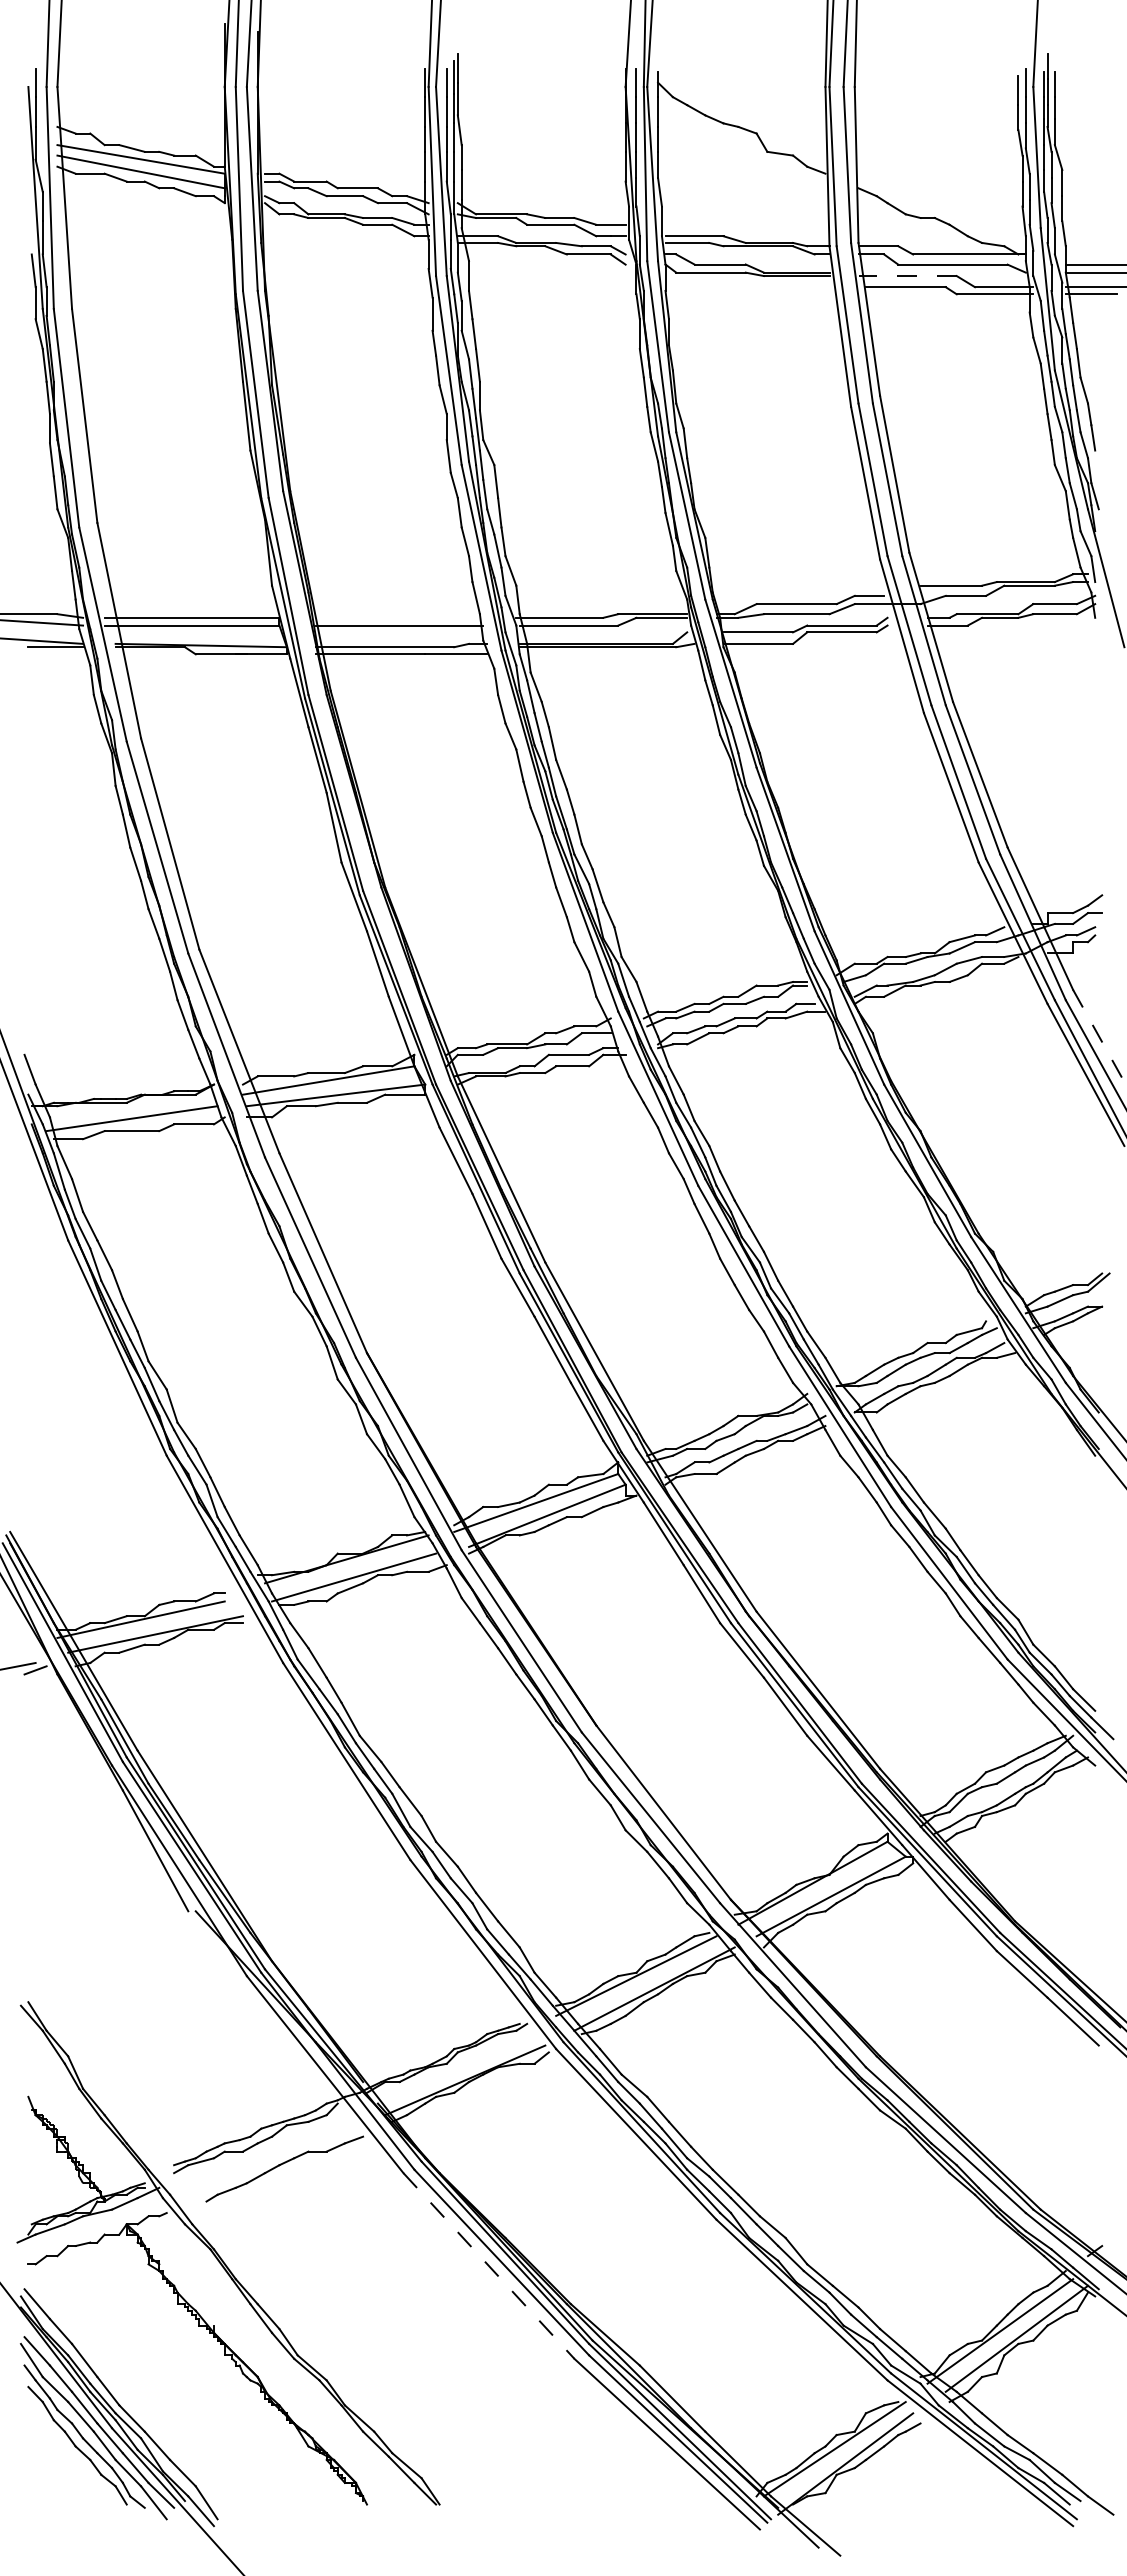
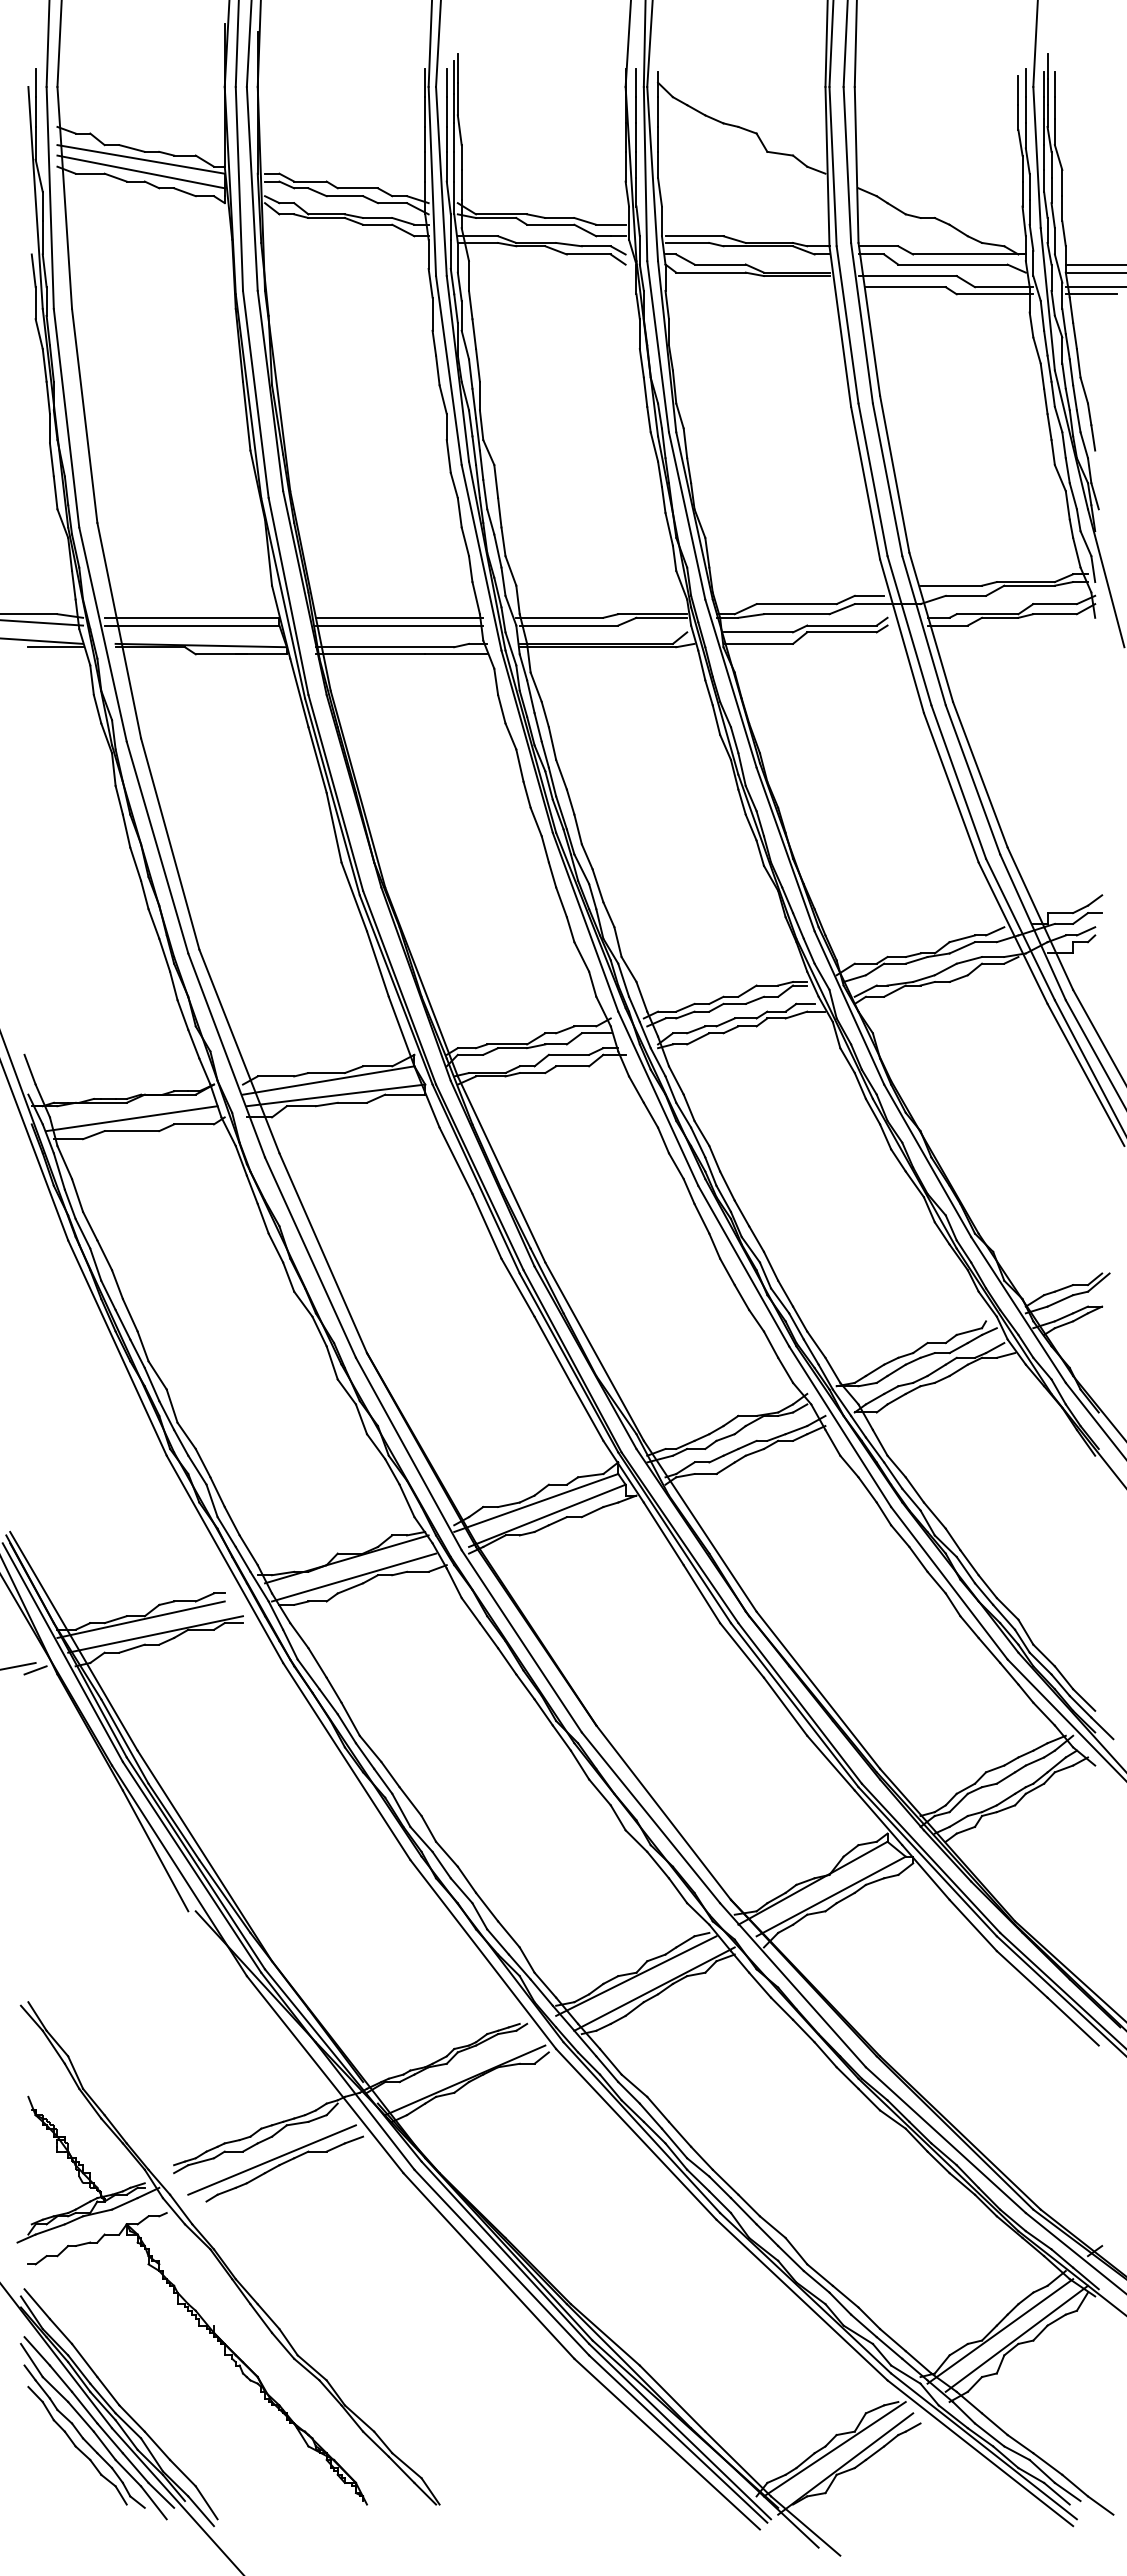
line: dashed -> solid (907, 276)
line: none -> present (399, 617)
line: dashed -> solid (1100, 1038)
line: none -> present (271, 2159)
line: dashed -> solid (489, 2266)
